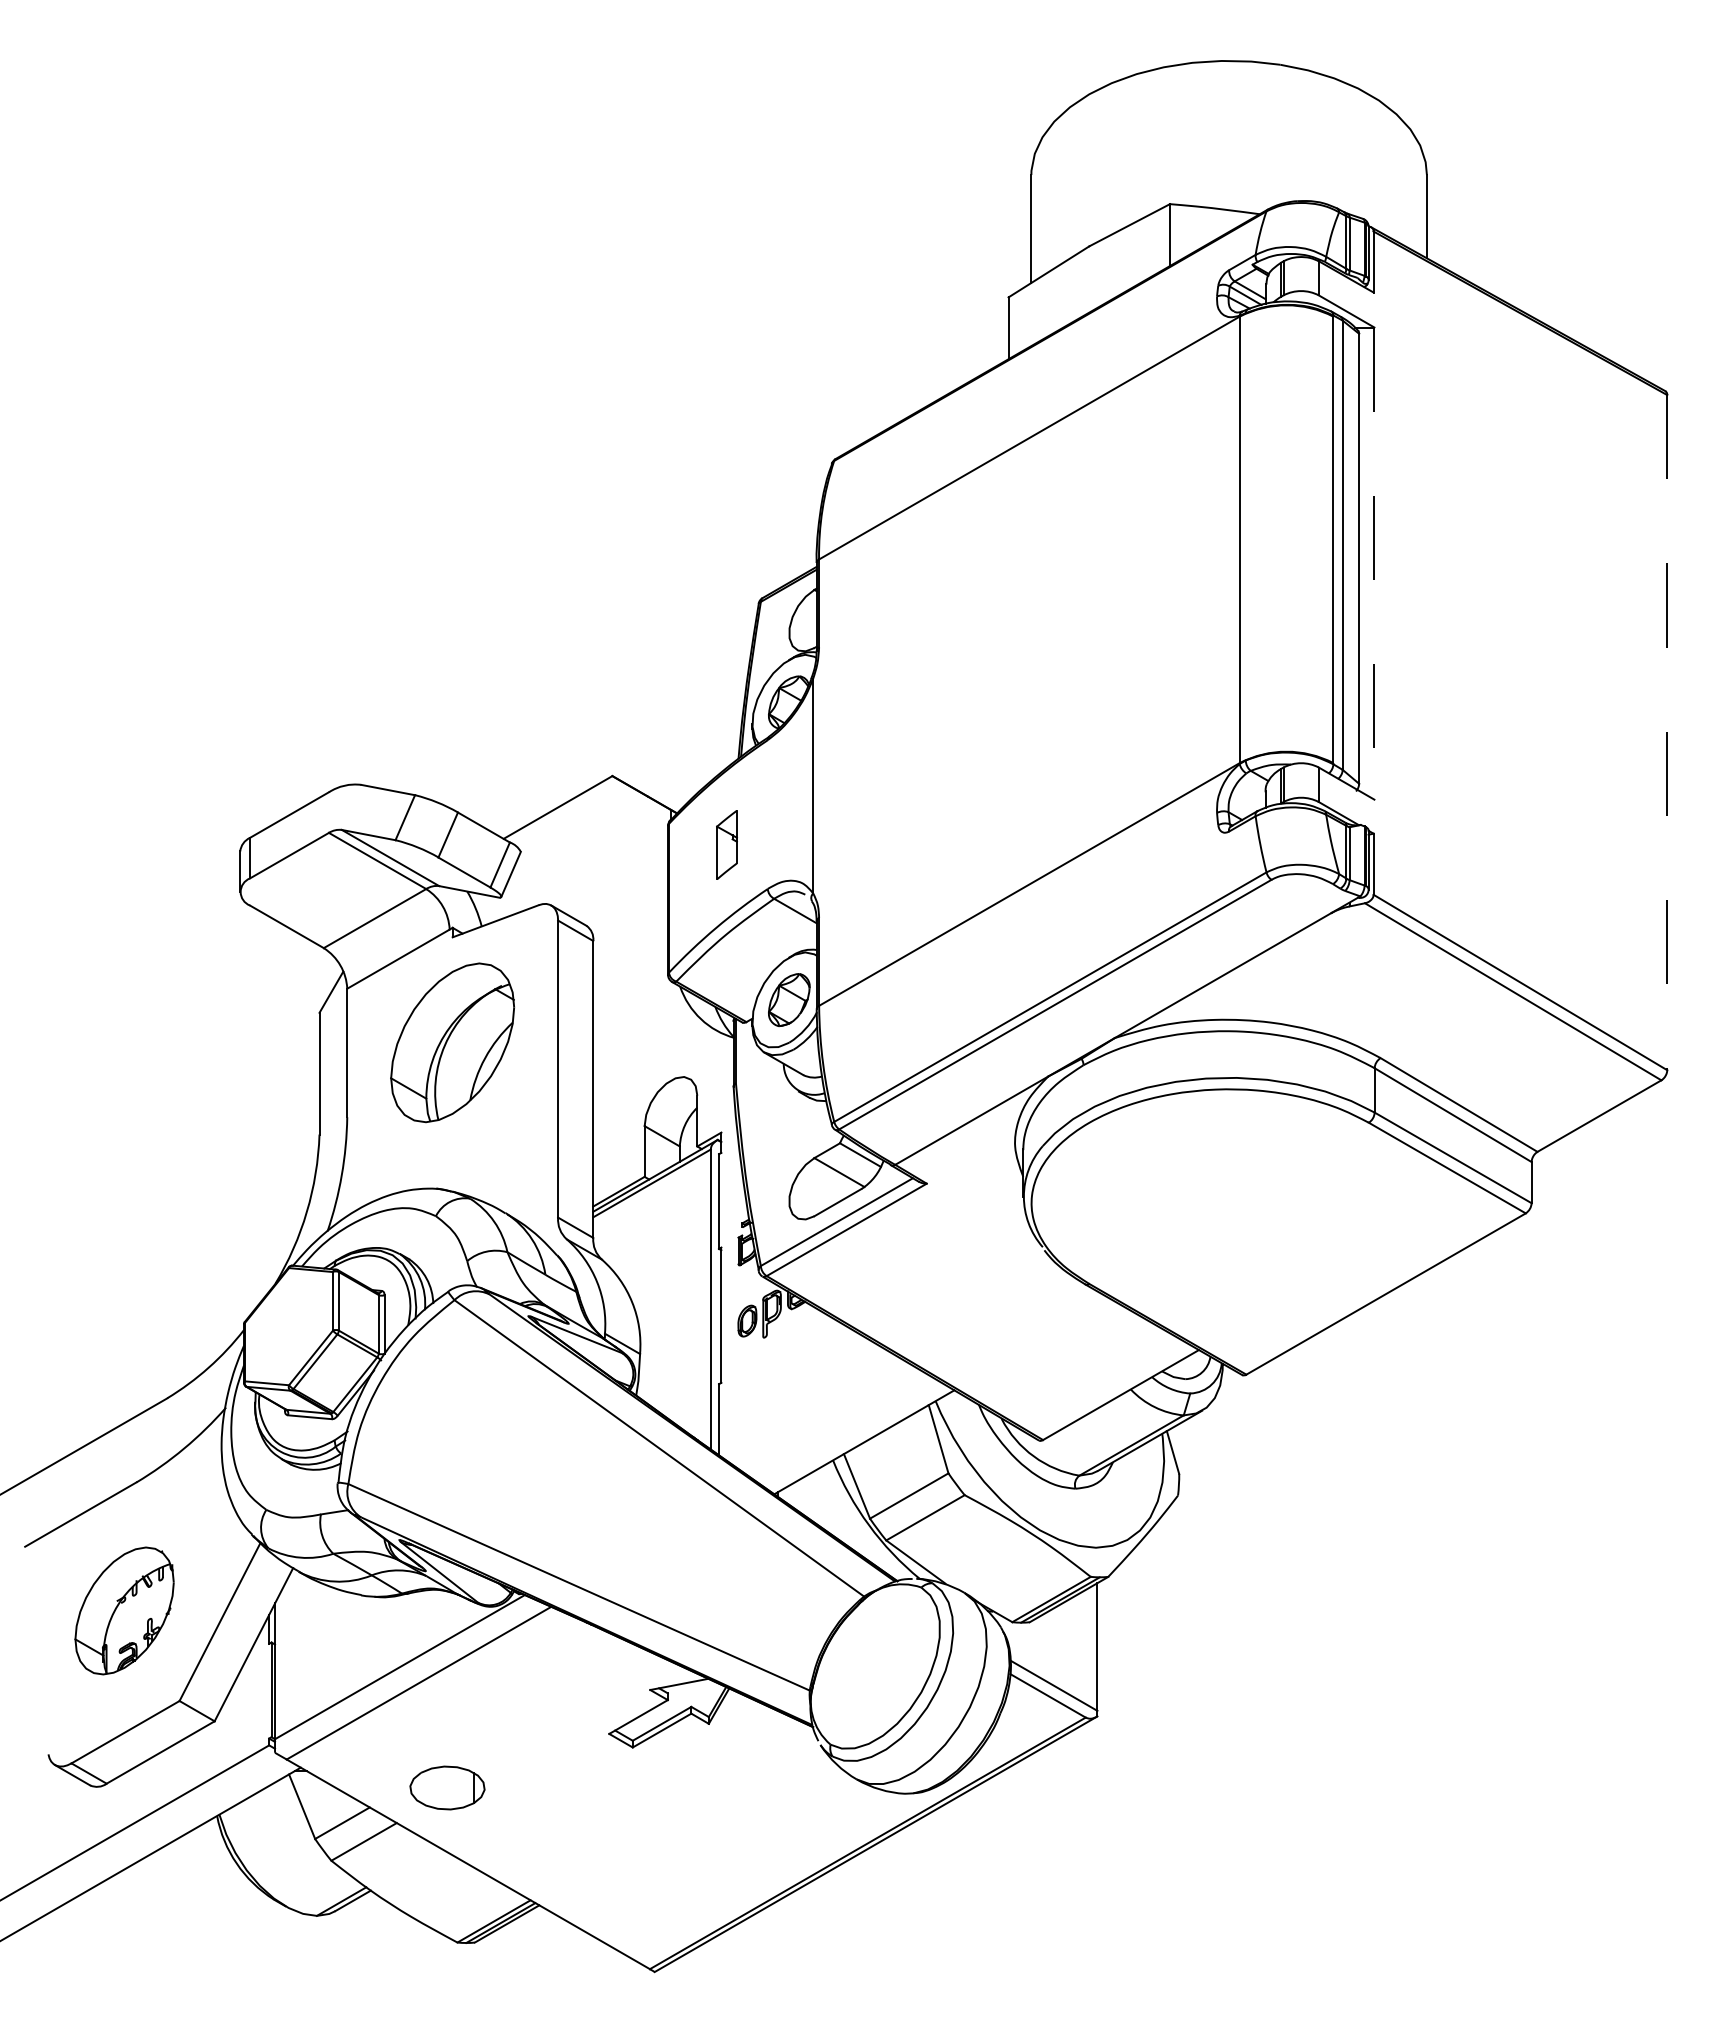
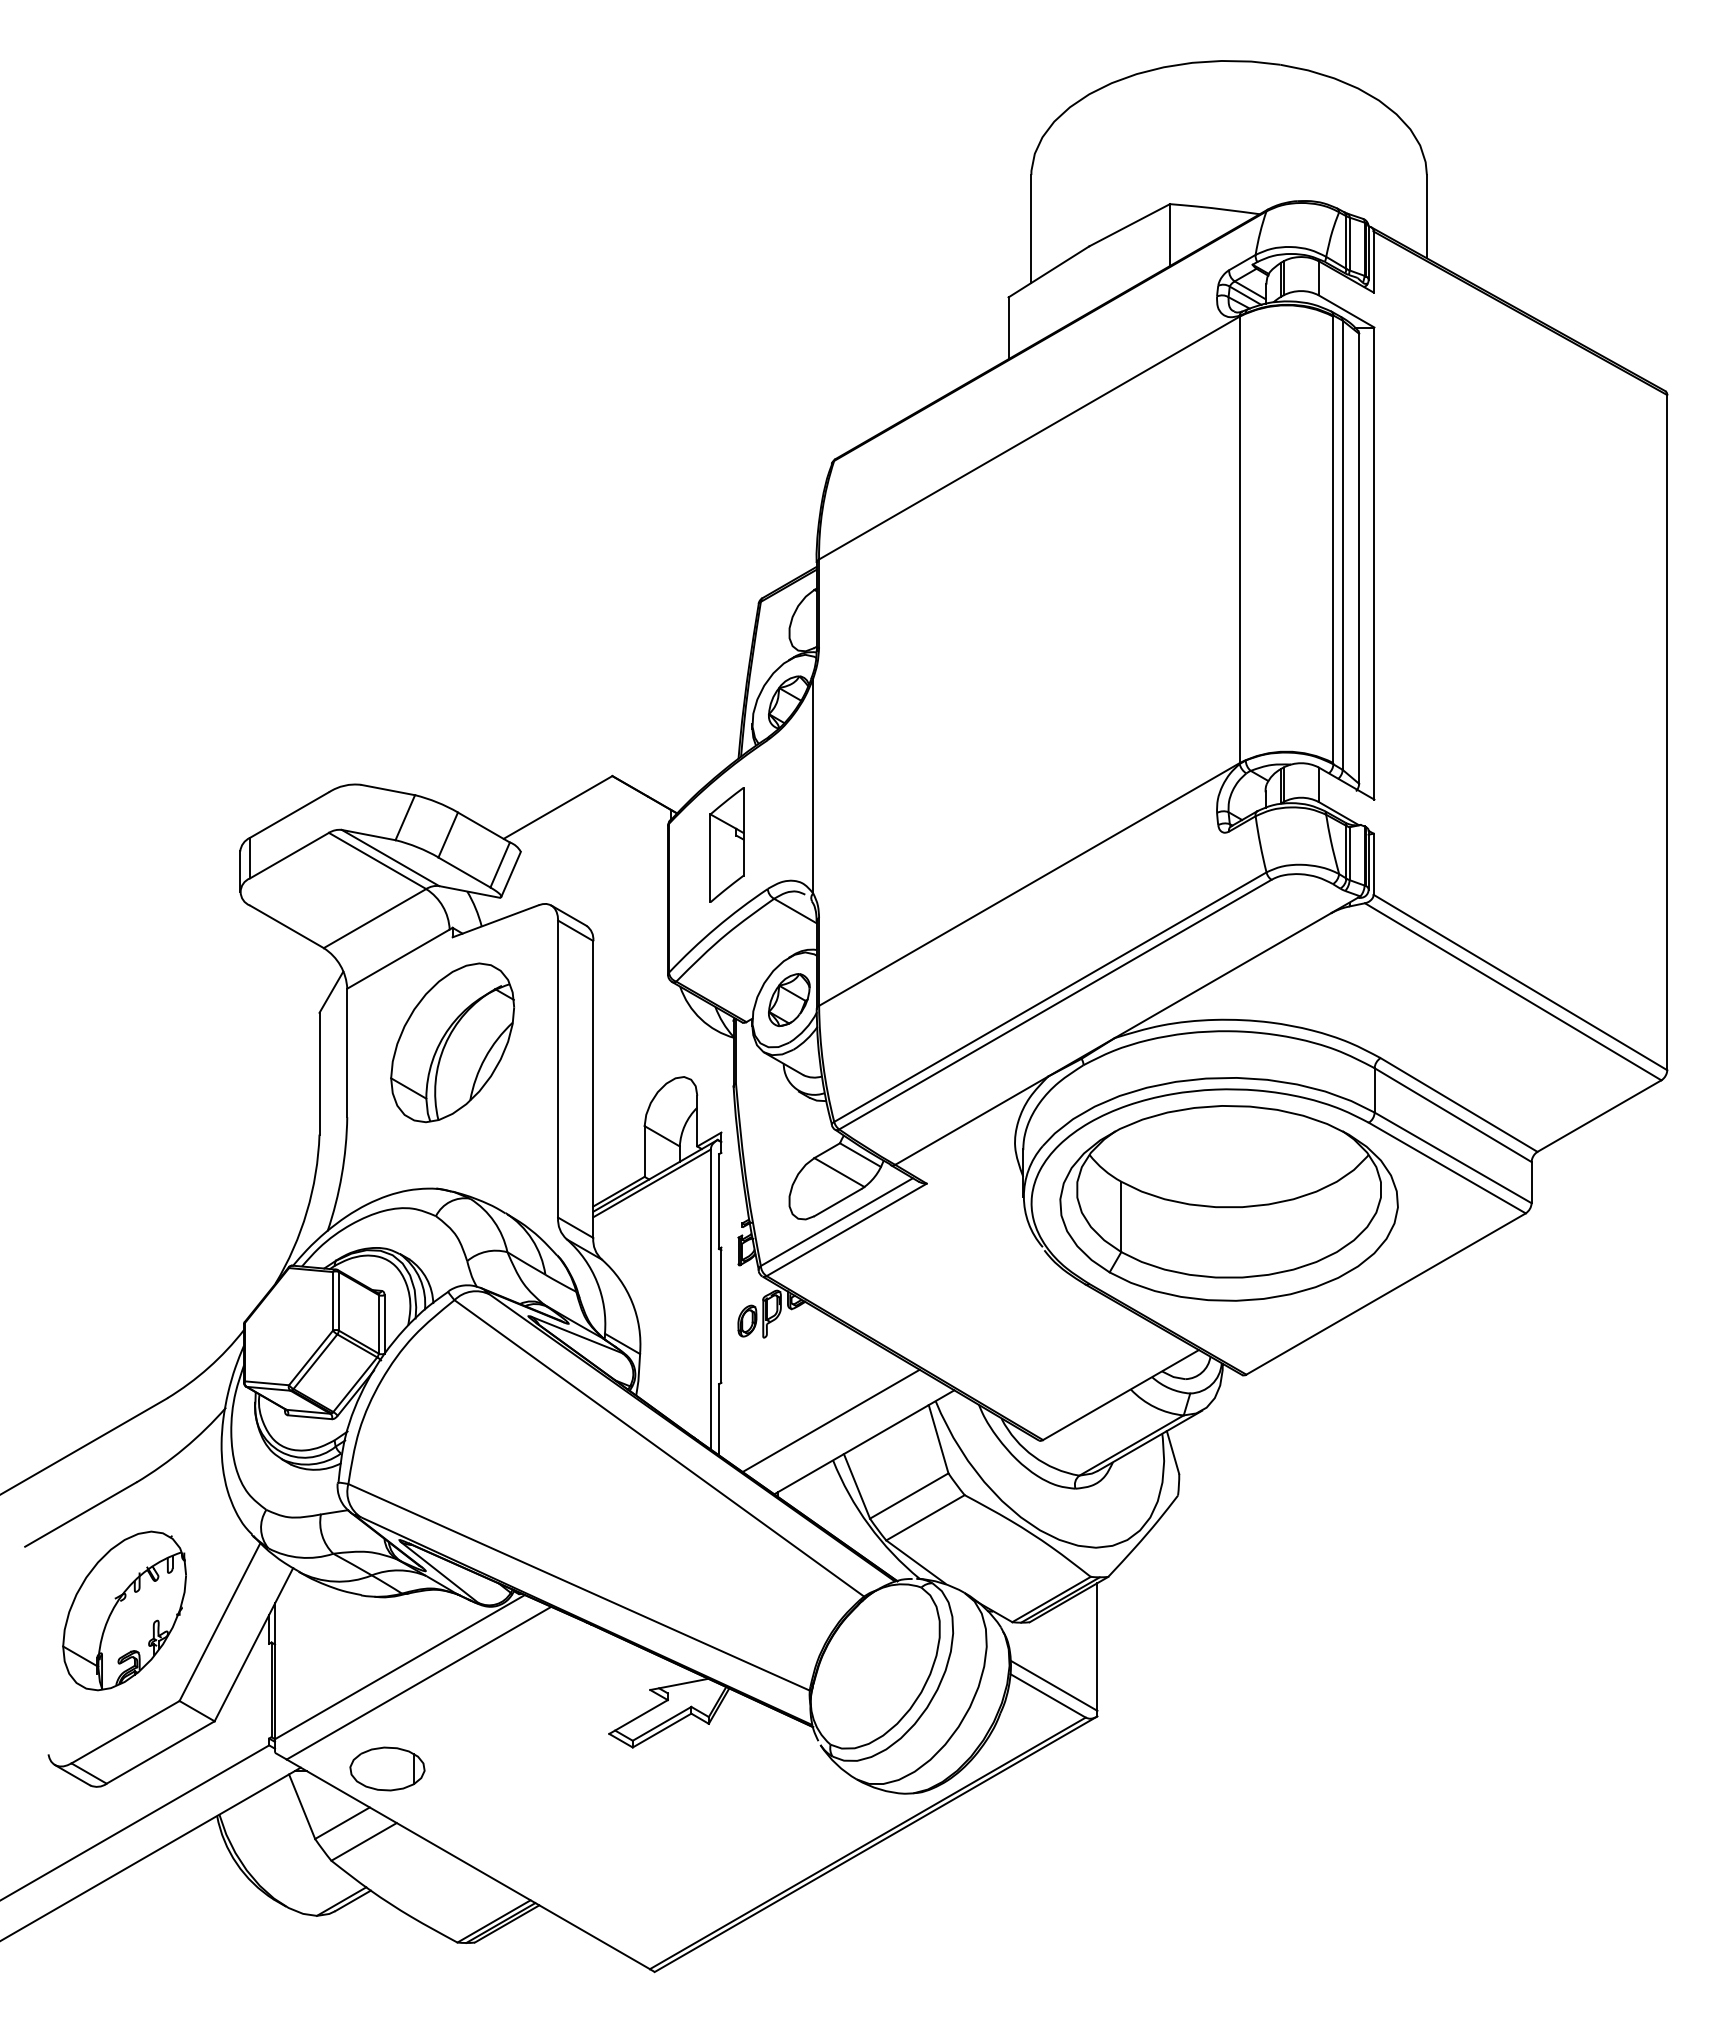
line: dashed -> solid (1374, 564)
line: dashed -> solid (1667, 732)
part size: 22x70 px -> 36x116 px (726, 844)
part: none -> present (1228, 1203)
line: none -> present (830, 1420)
part size: 101x130 px -> 125x162 px (124, 1610)
part position: (447, 1787) -> (387, 1768) (387, 1768)
